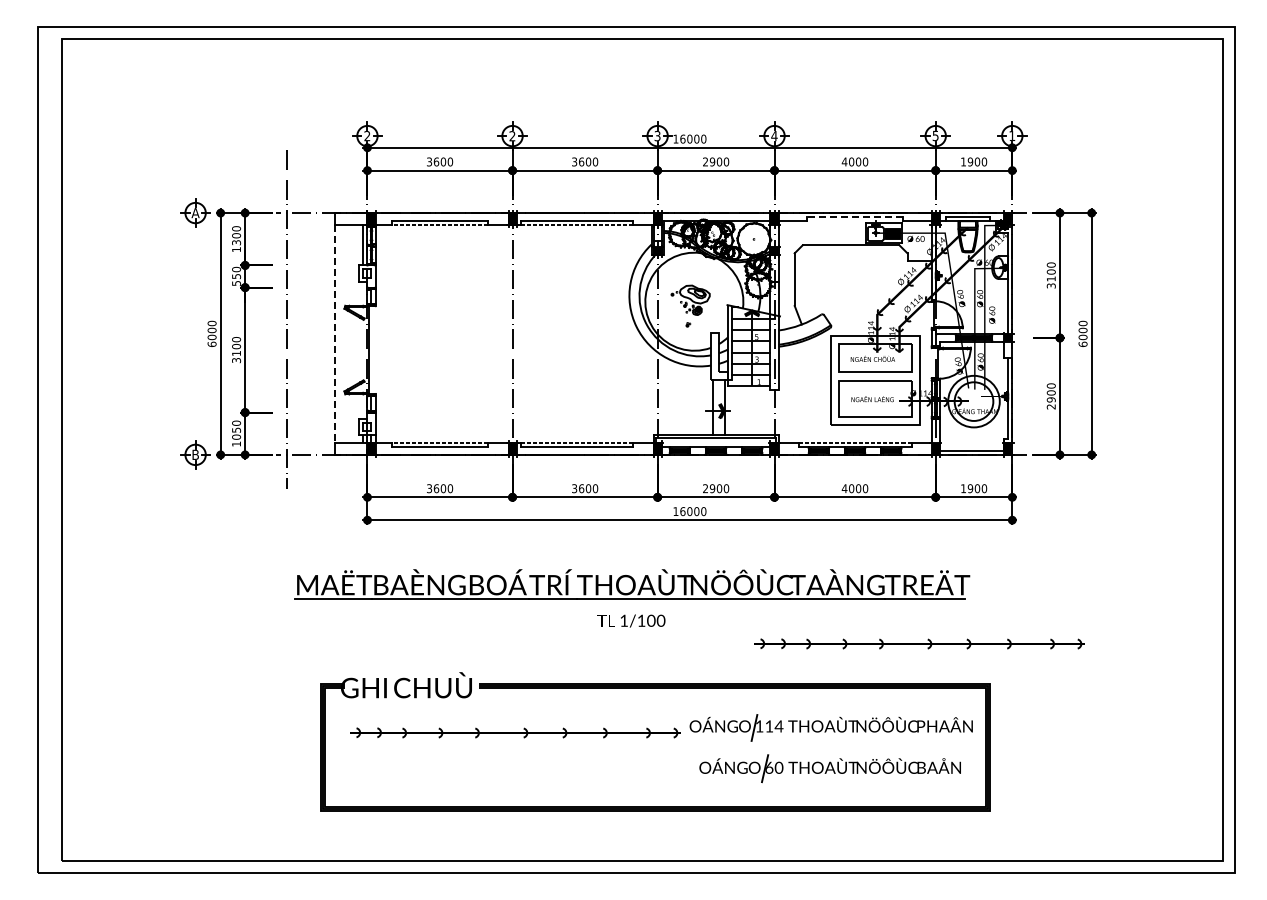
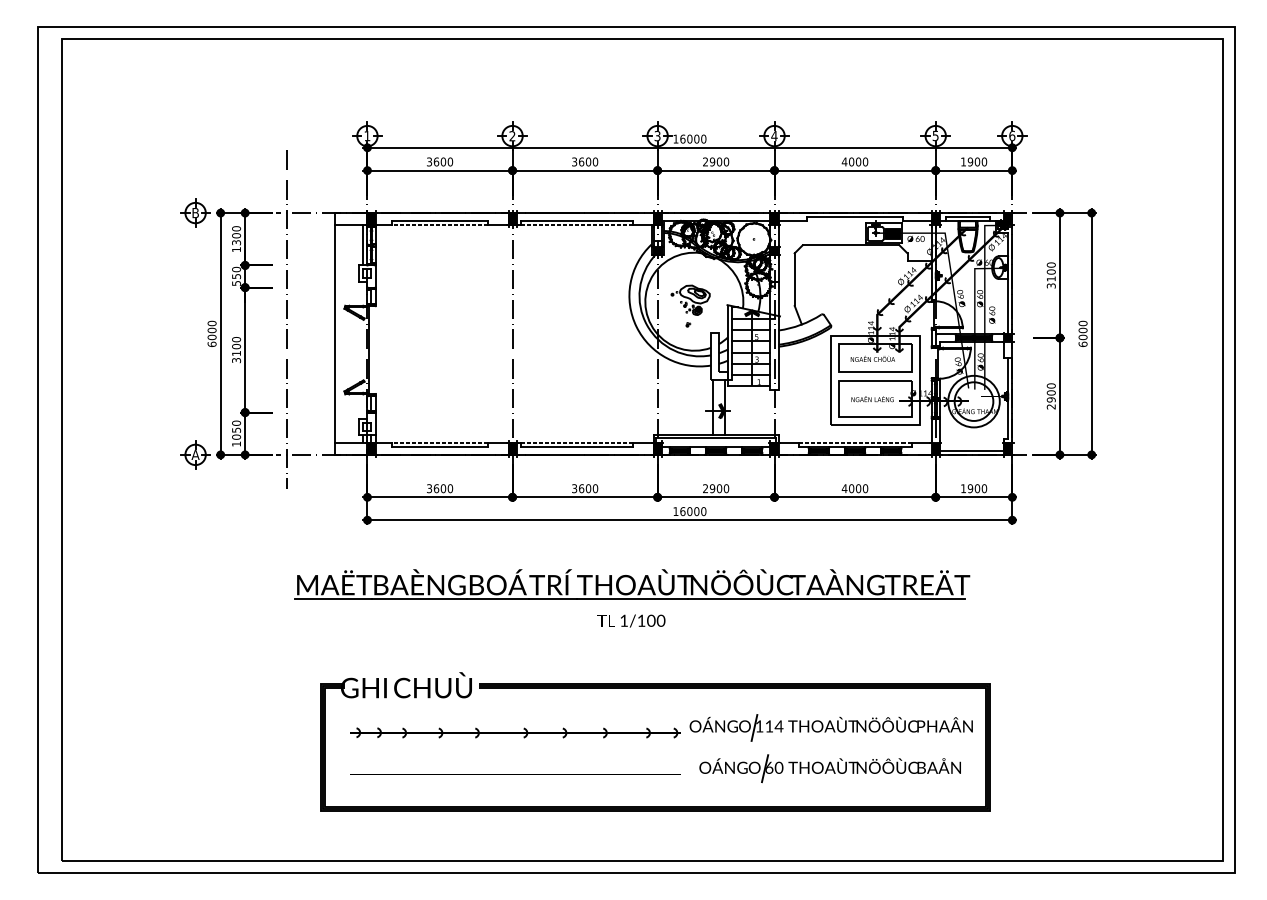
text: 1 -> 6 (1012, 135)
text: 2 -> 1 (367, 136)
text: A -> B (195, 213)
line: dashed -> solid (854, 217)
line: dashed -> solid (335, 333)
text: B -> A (195, 454)
part: present -> none (919, 643)
line: none -> present (515, 774)
